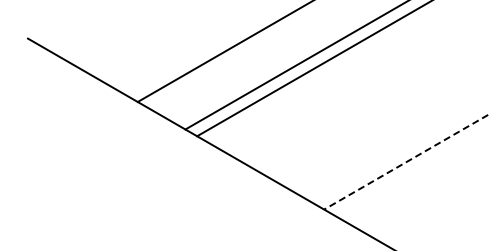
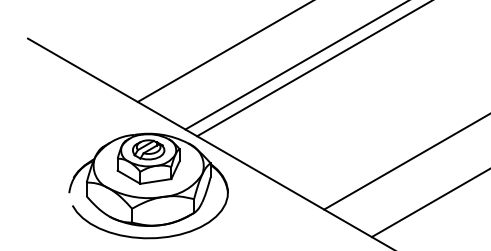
line: dashed -> solid (407, 161)
part: none -> present (148, 185)
line: none -> present (429, 203)
